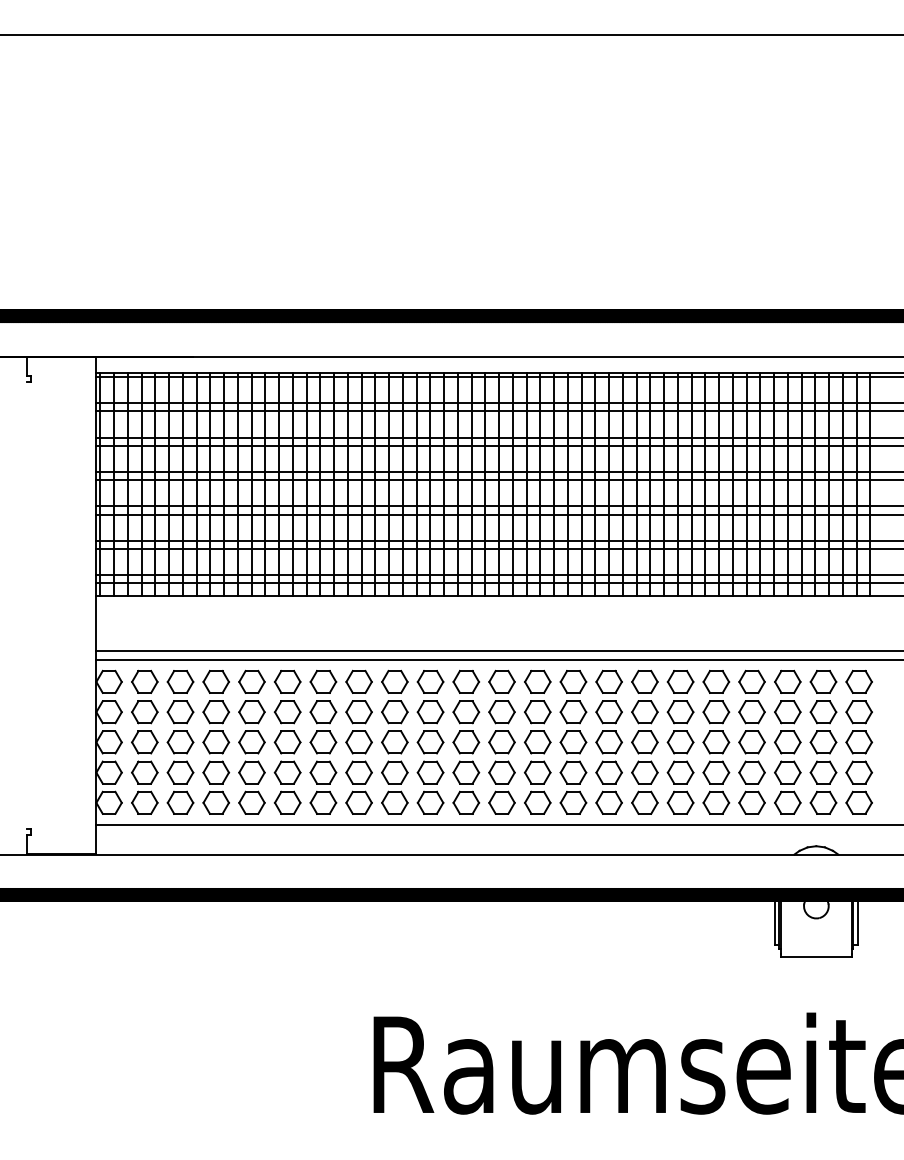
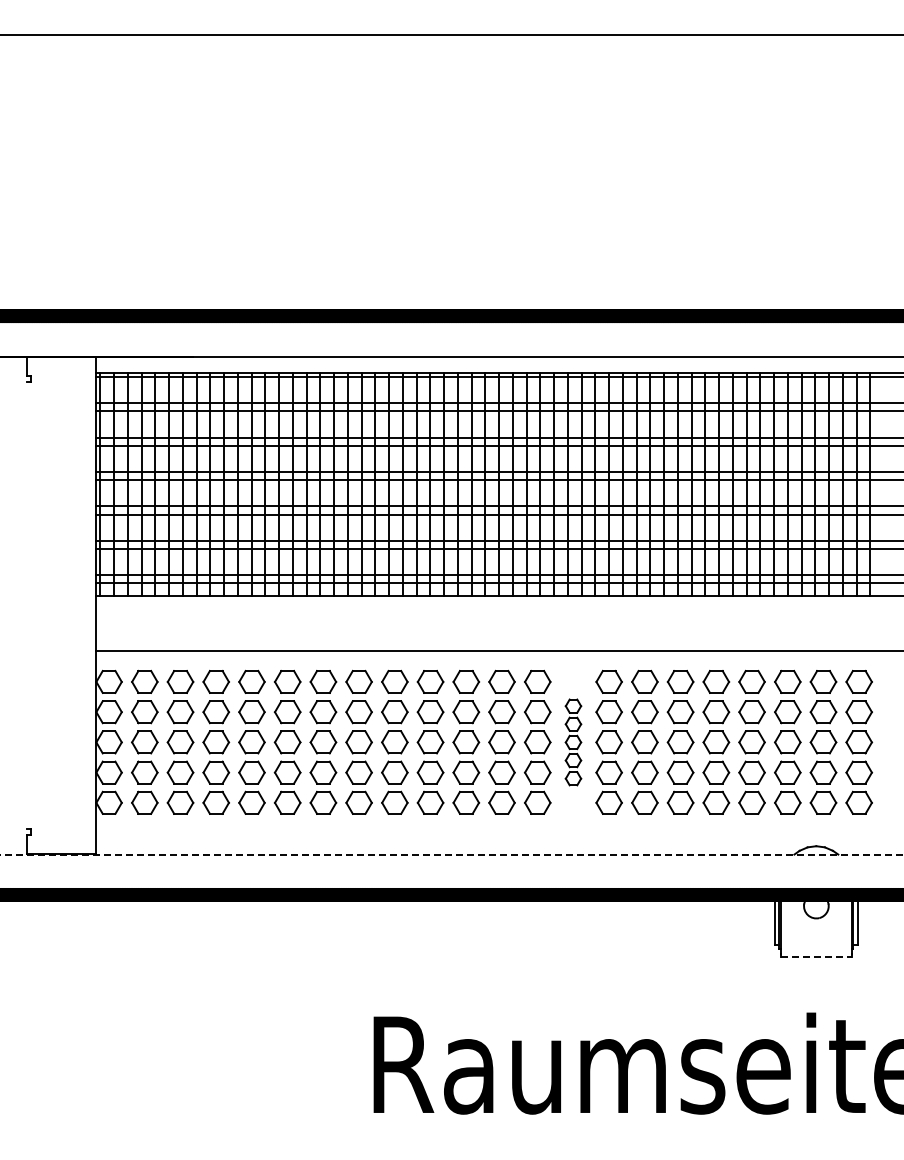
line: present -> none (497, 659)
part size: 29x145 px -> 19x89 px (573, 742)
line: present -> none (497, 824)
line: solid -> dashed (451, 854)
line: solid -> dashed (816, 956)
